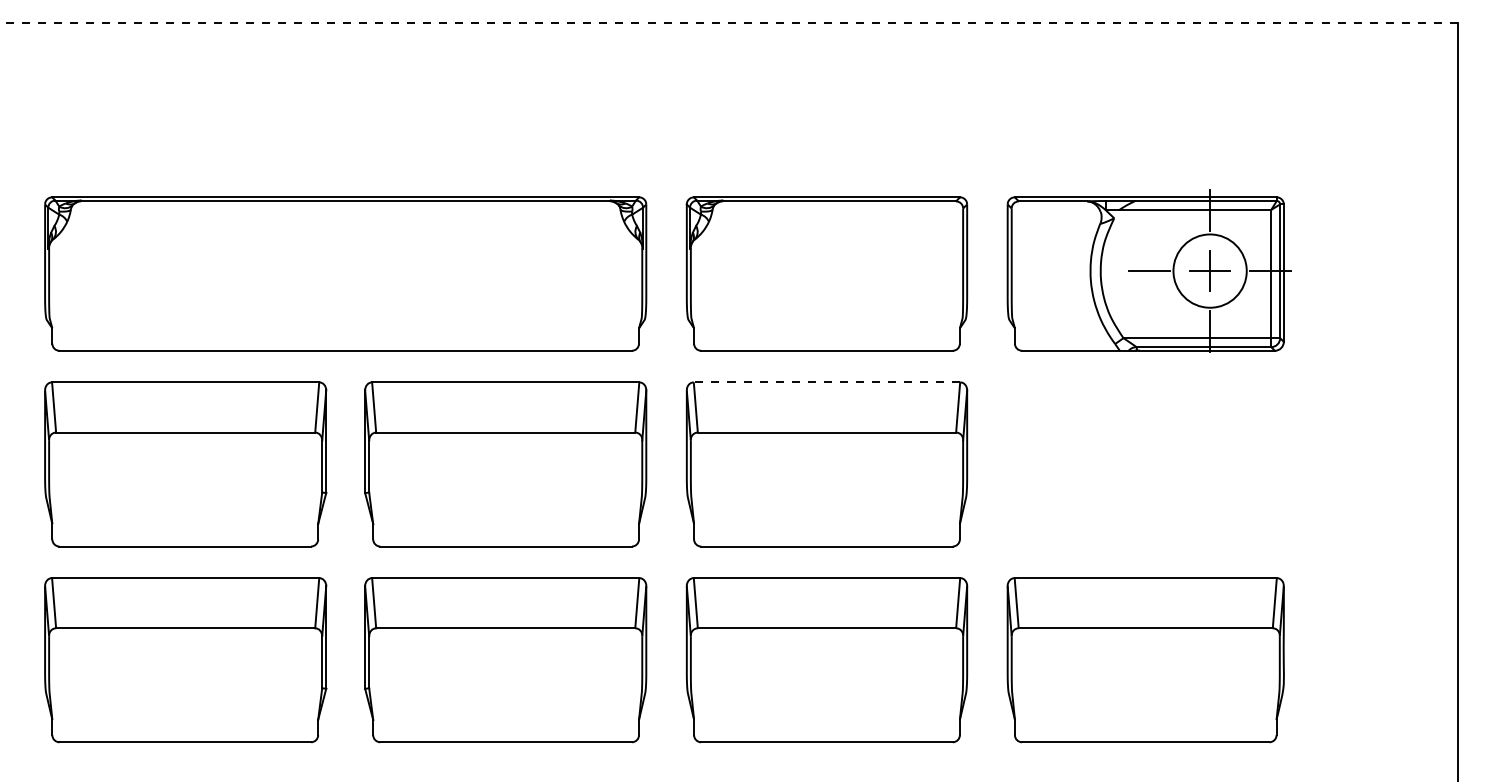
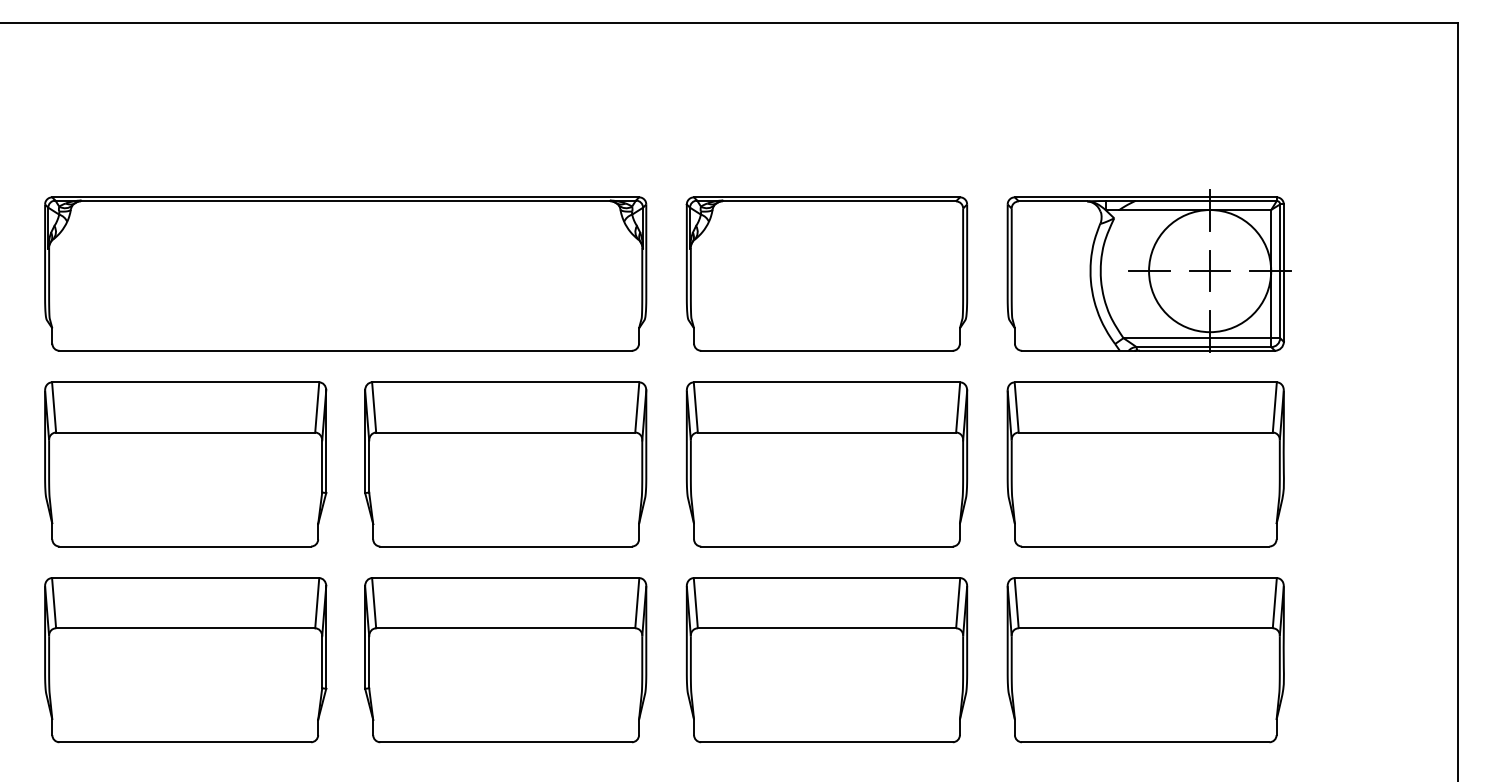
line: dashed -> solid (728, 23)
circle diameter: 73 px -> 122 px (1210, 271)
line: dashed -> solid (826, 382)
part: none -> present (1145, 464)
